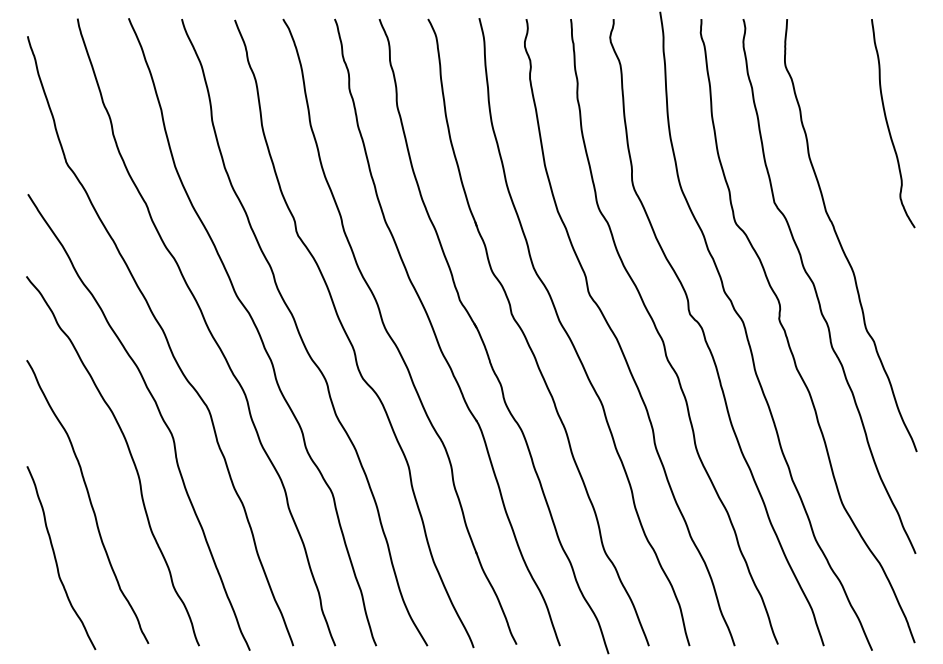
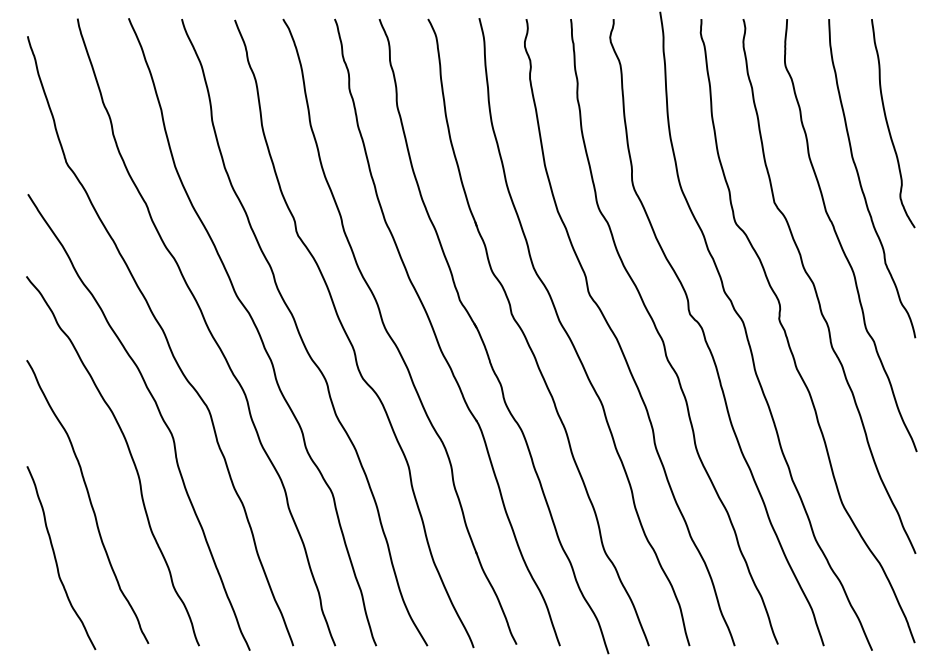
curve: none -> present (860, 179)
